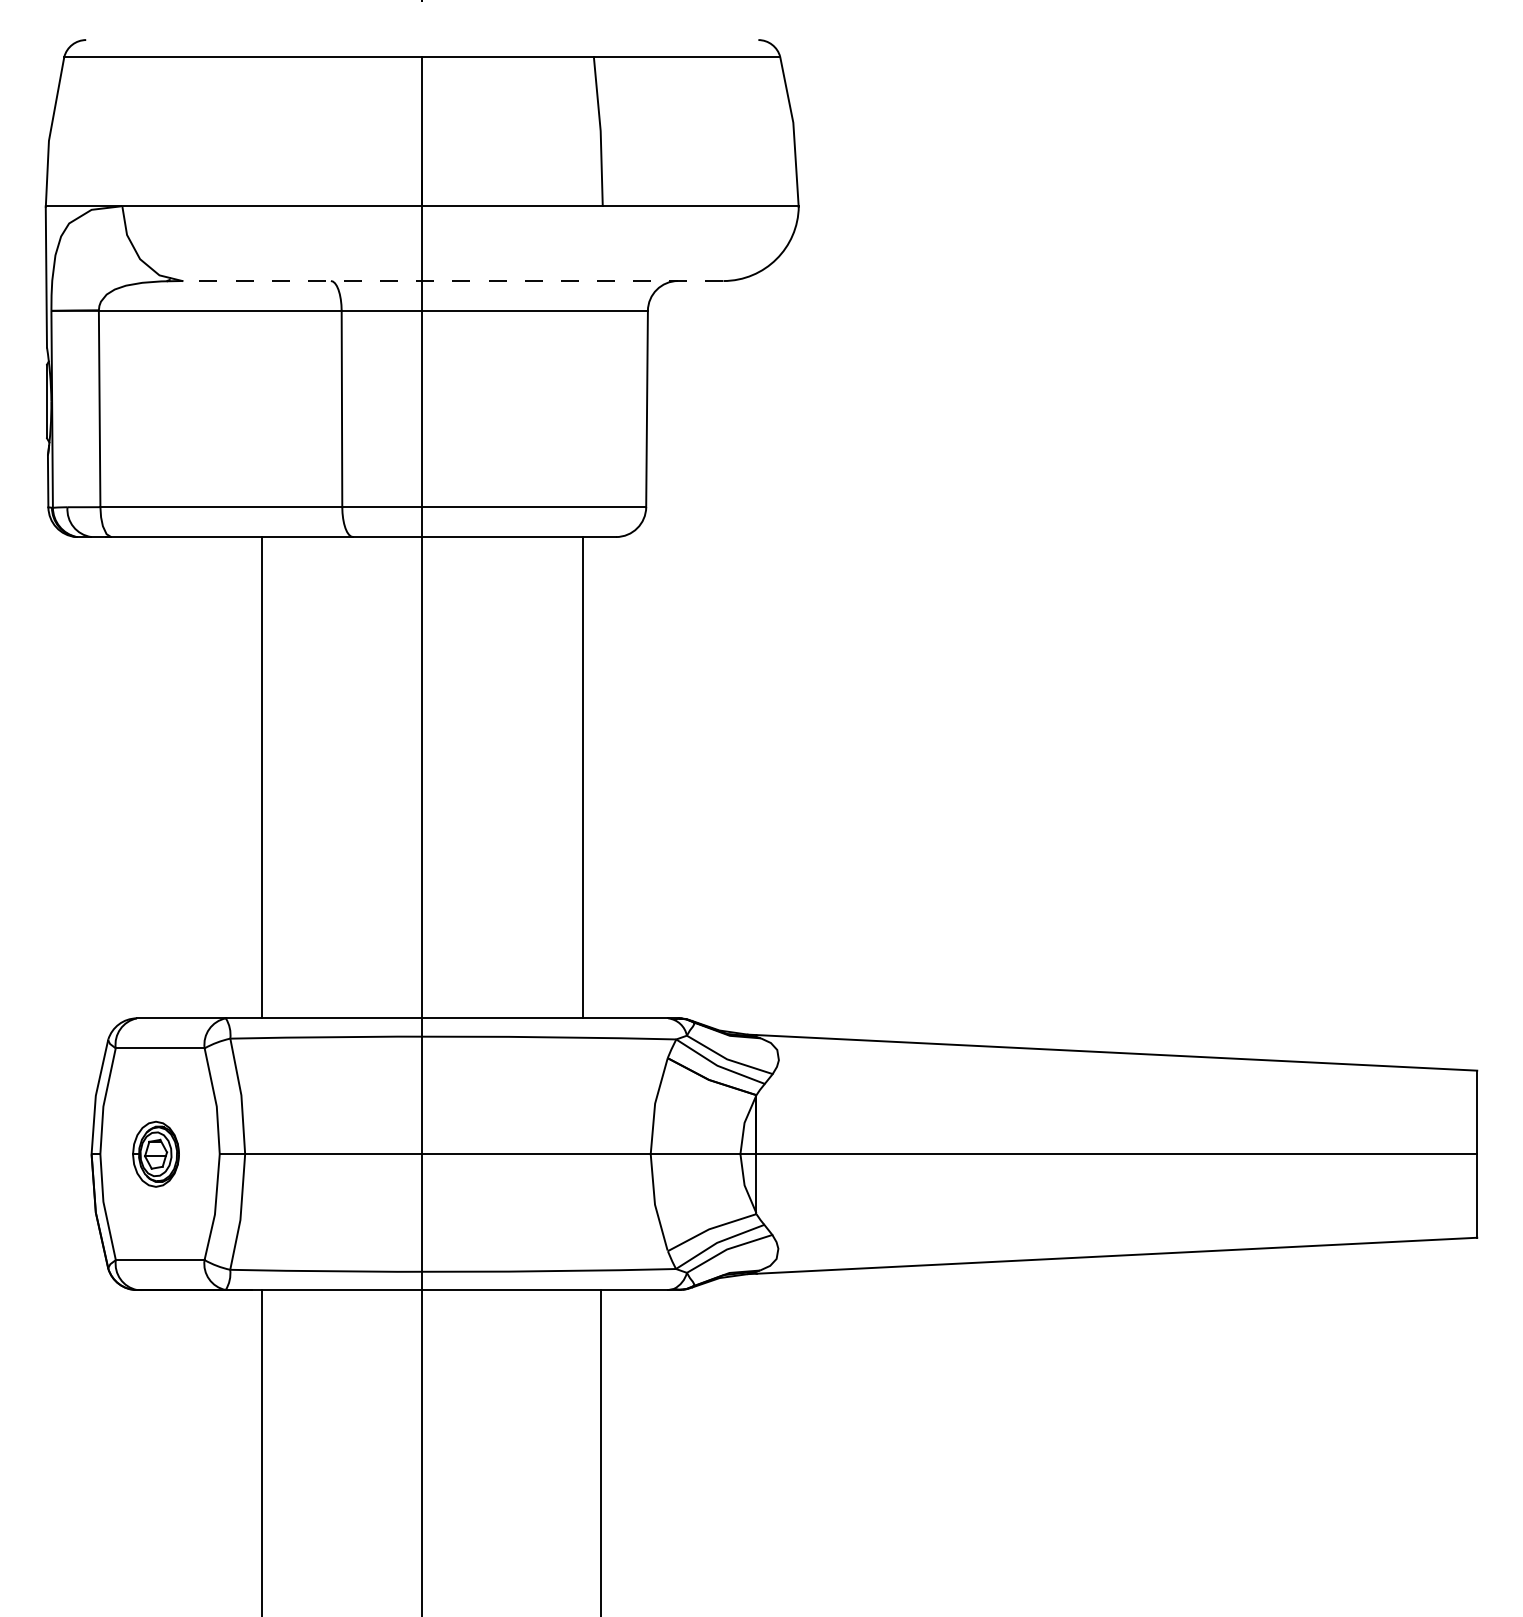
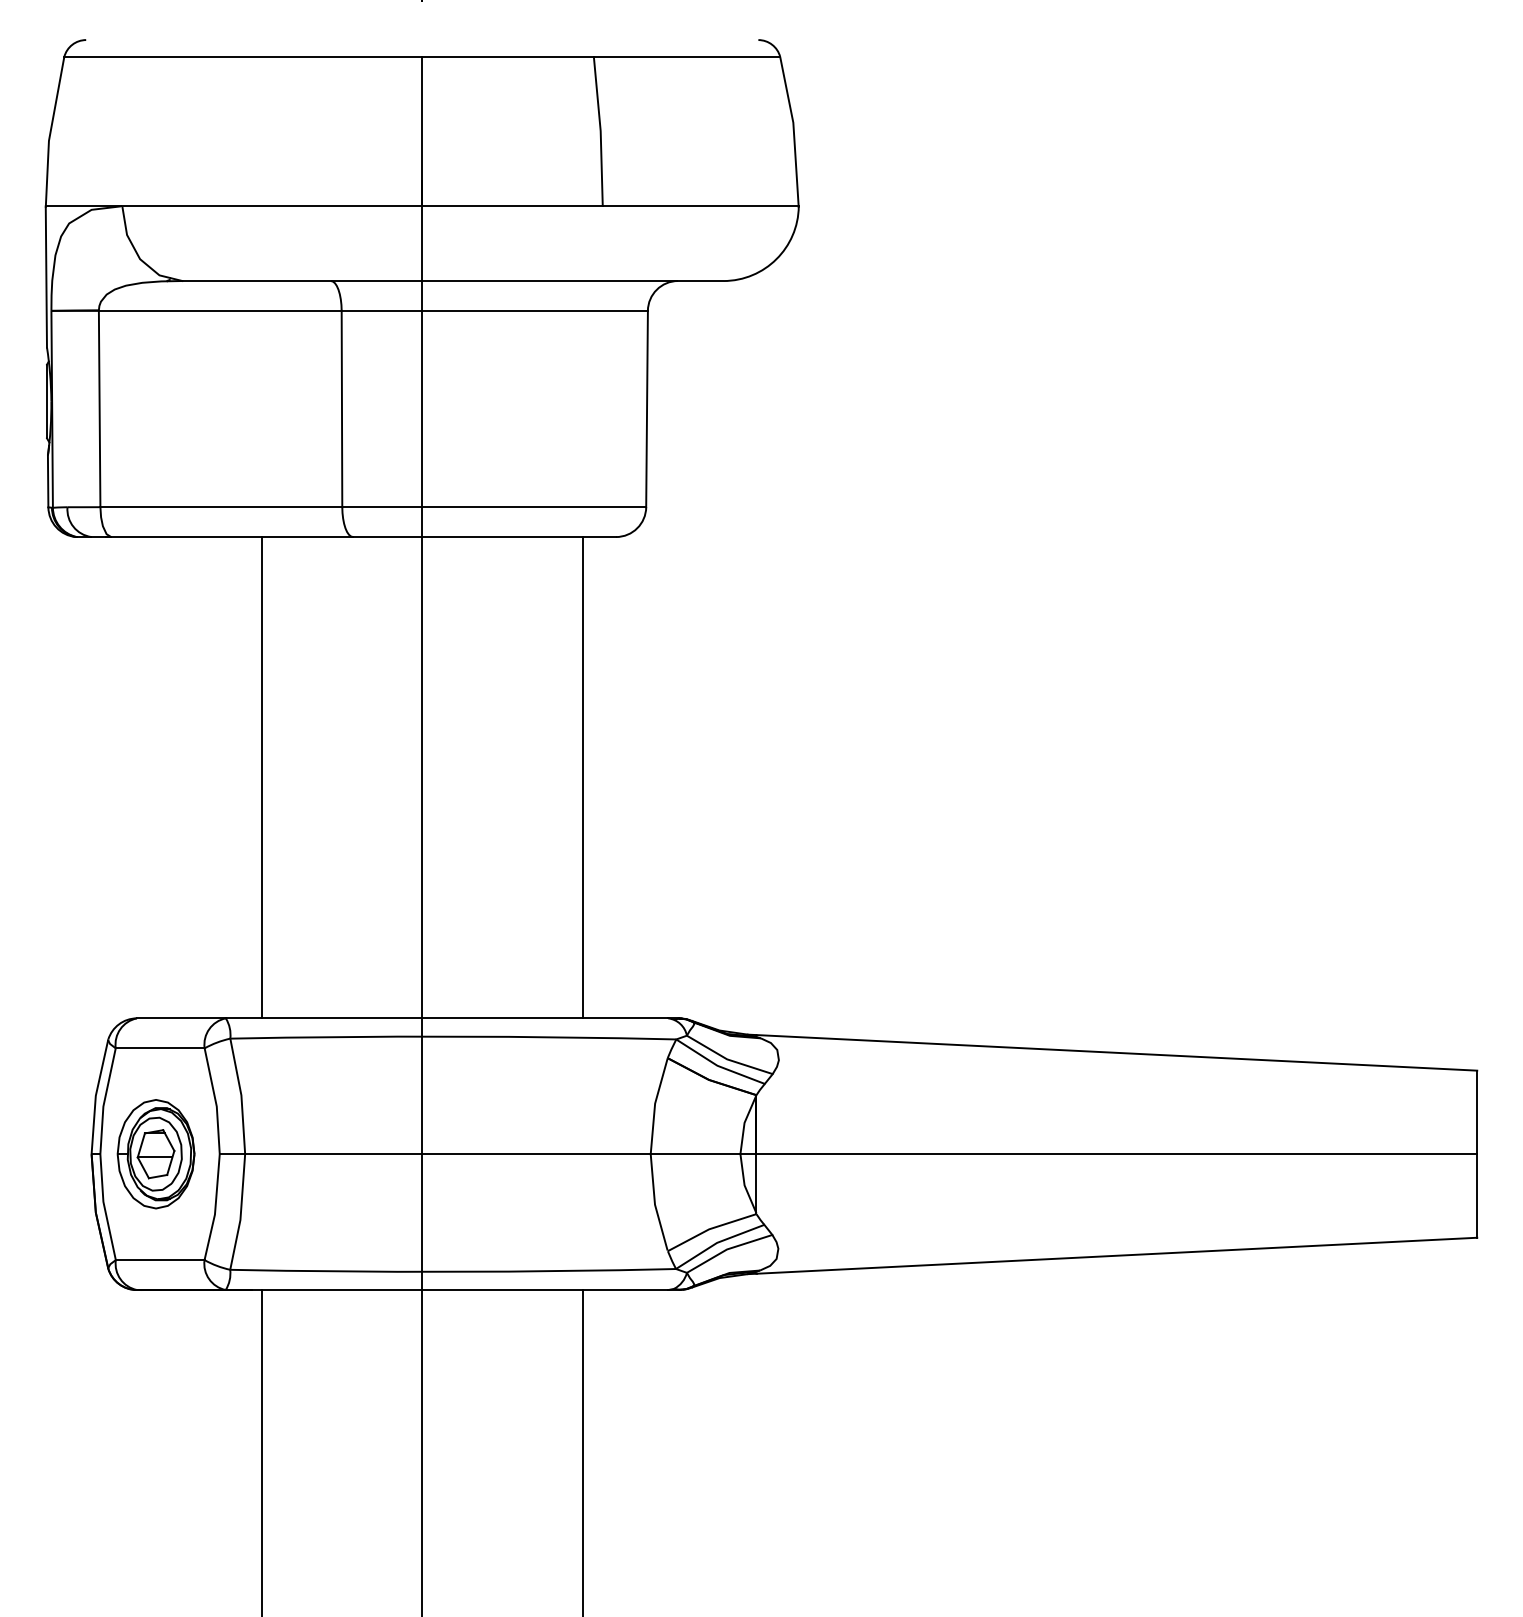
line: dashed -> solid (452, 281)
part size: 48x68 px -> 80x111 px (155, 1154)
line position: (600, 1451) -> (582, 1451) (582, 1451)
